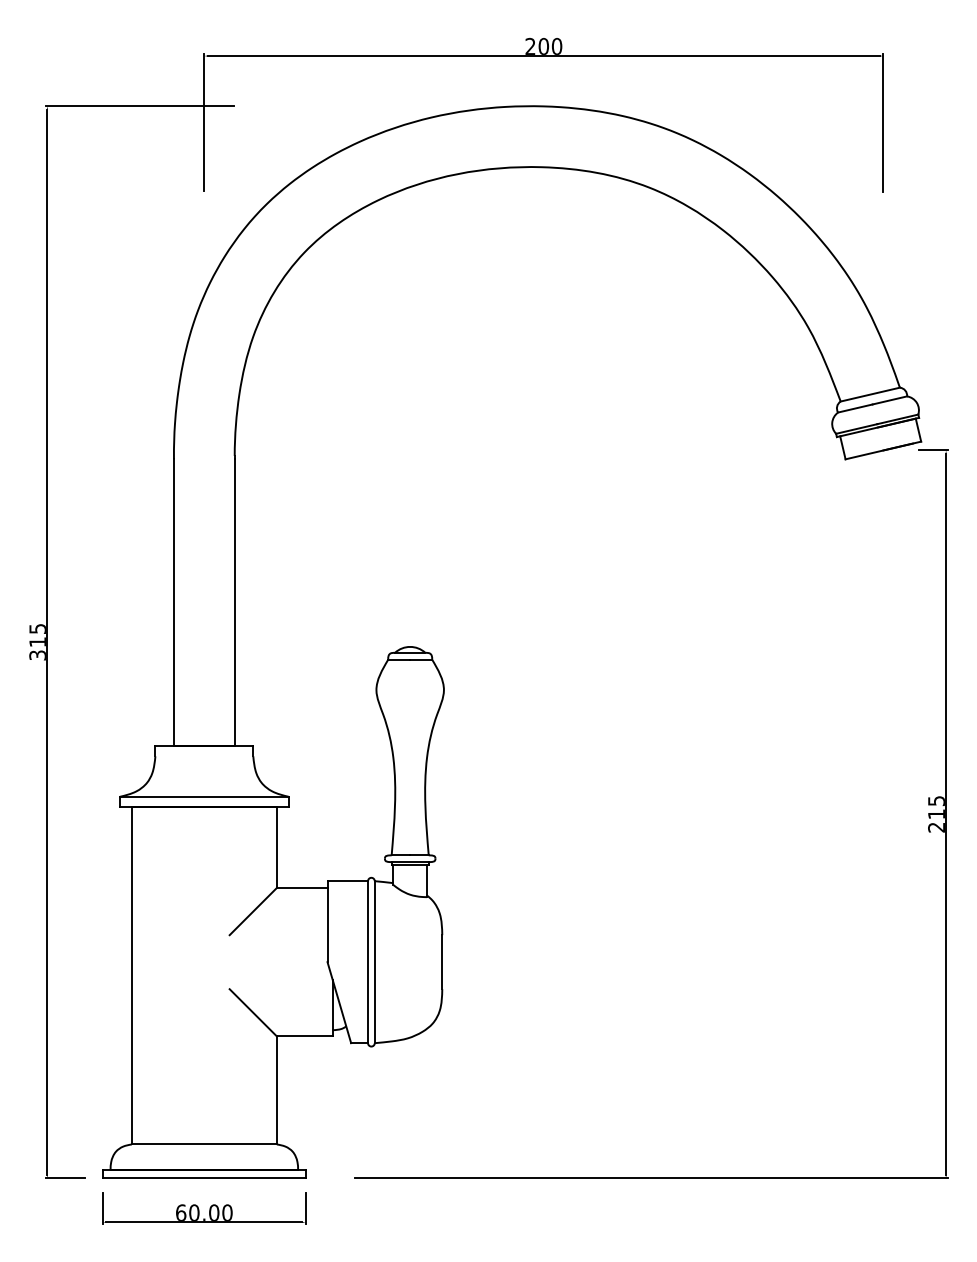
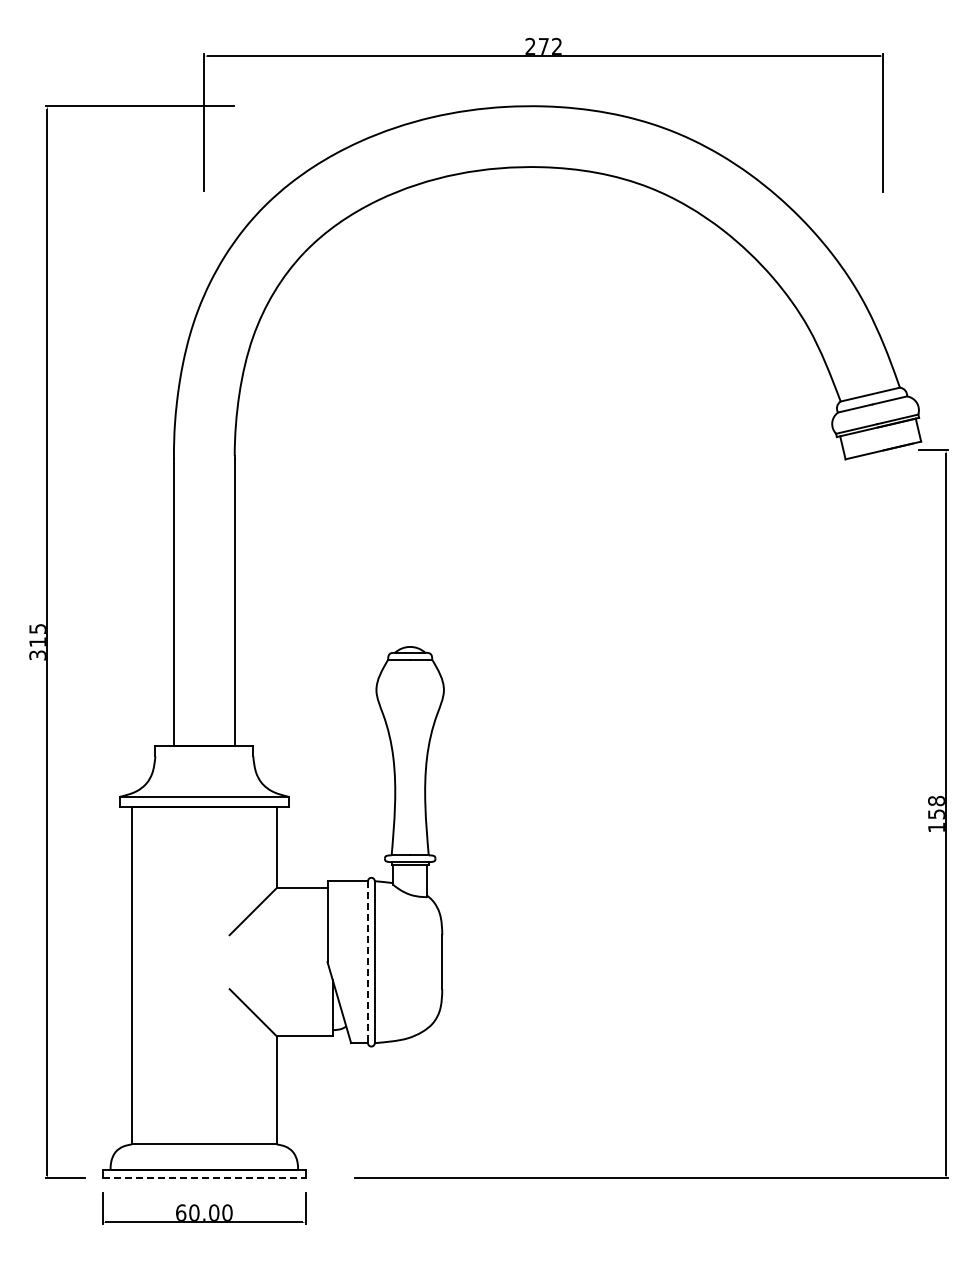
text: 200 -> 272 (550, 45)
text: 215 -> 158 (936, 813)
line: solid -> dashed (368, 962)
line: solid -> dashed (204, 1178)
